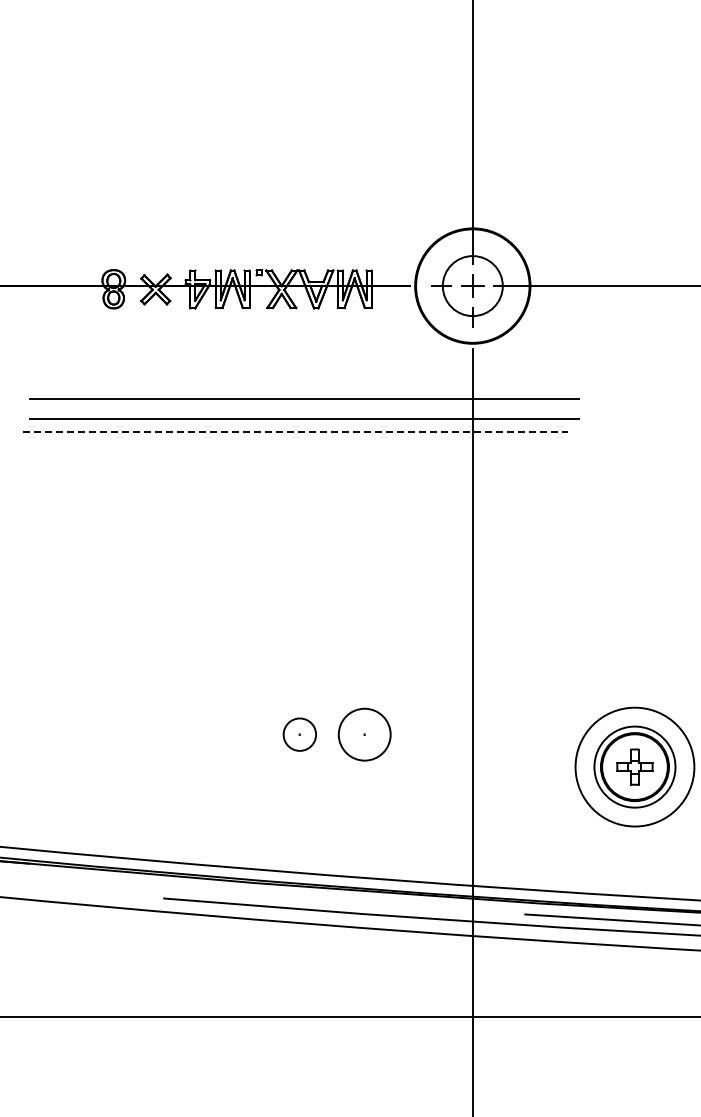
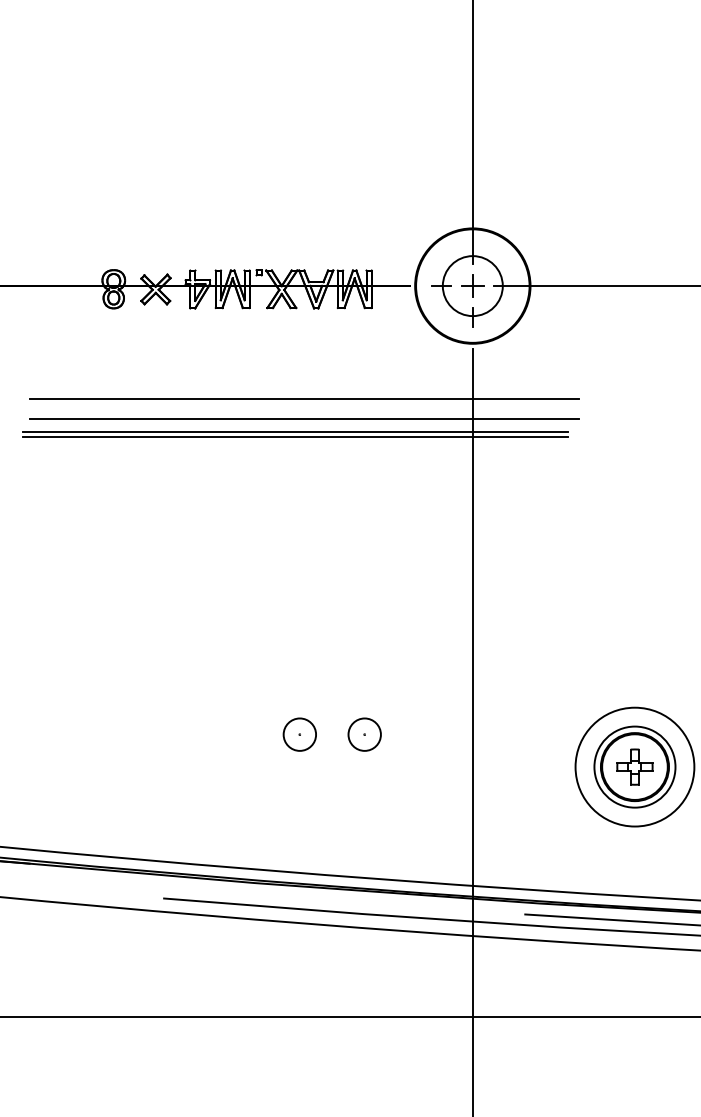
line: dashed -> solid (296, 431)
line: none -> present (295, 436)
circle diameter: 52 px -> 32 px (364, 734)
